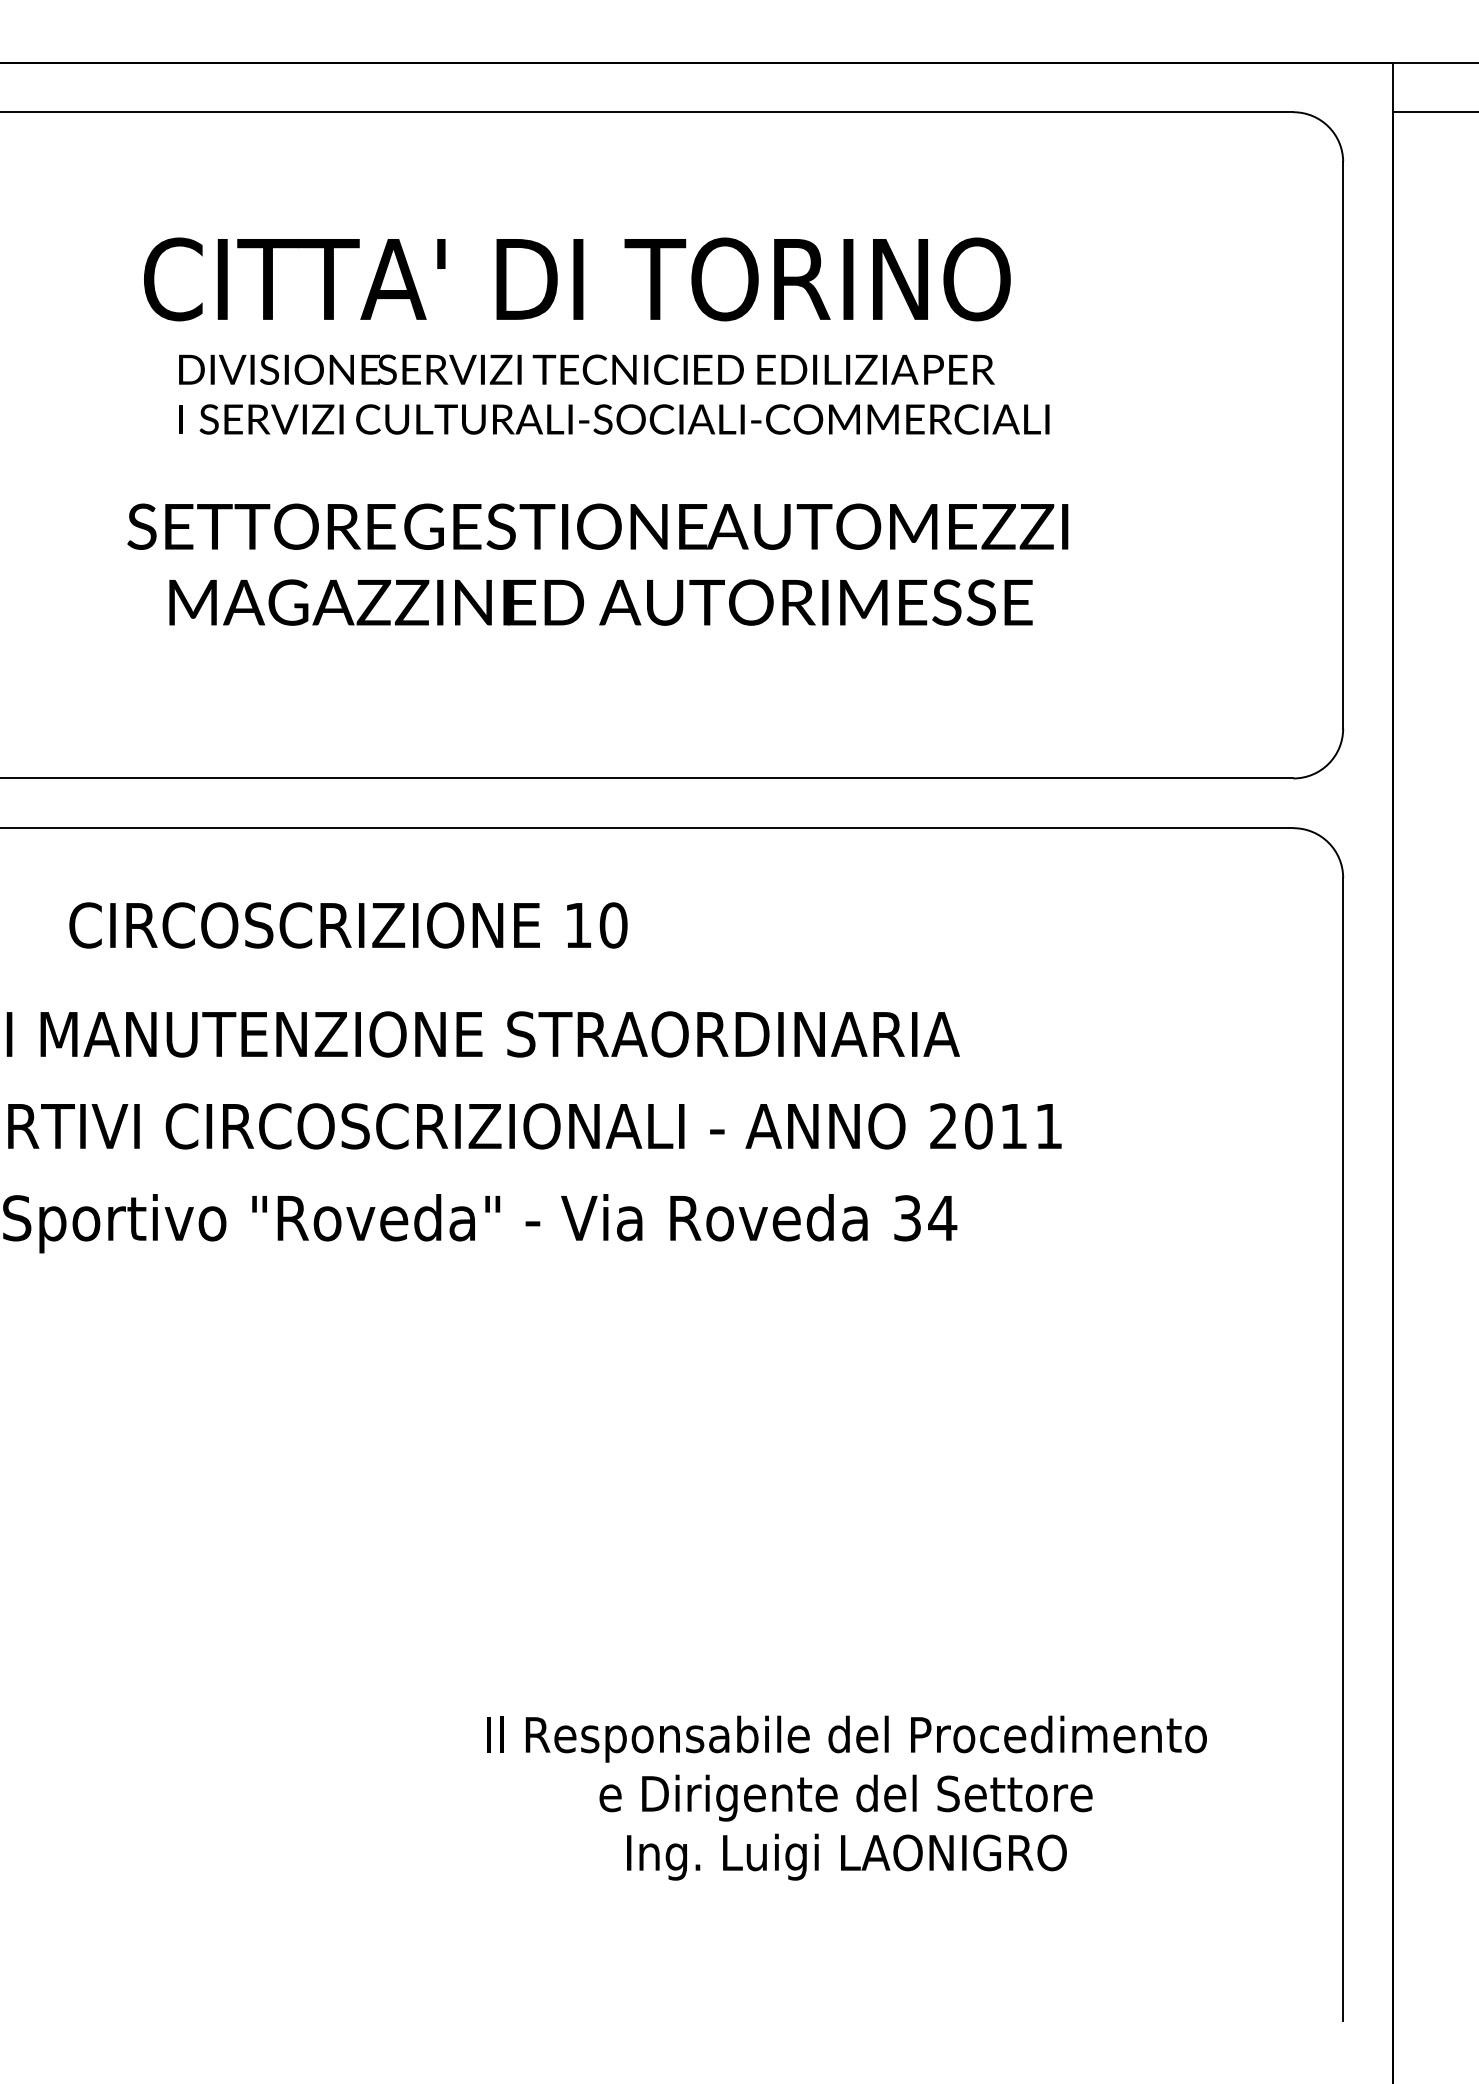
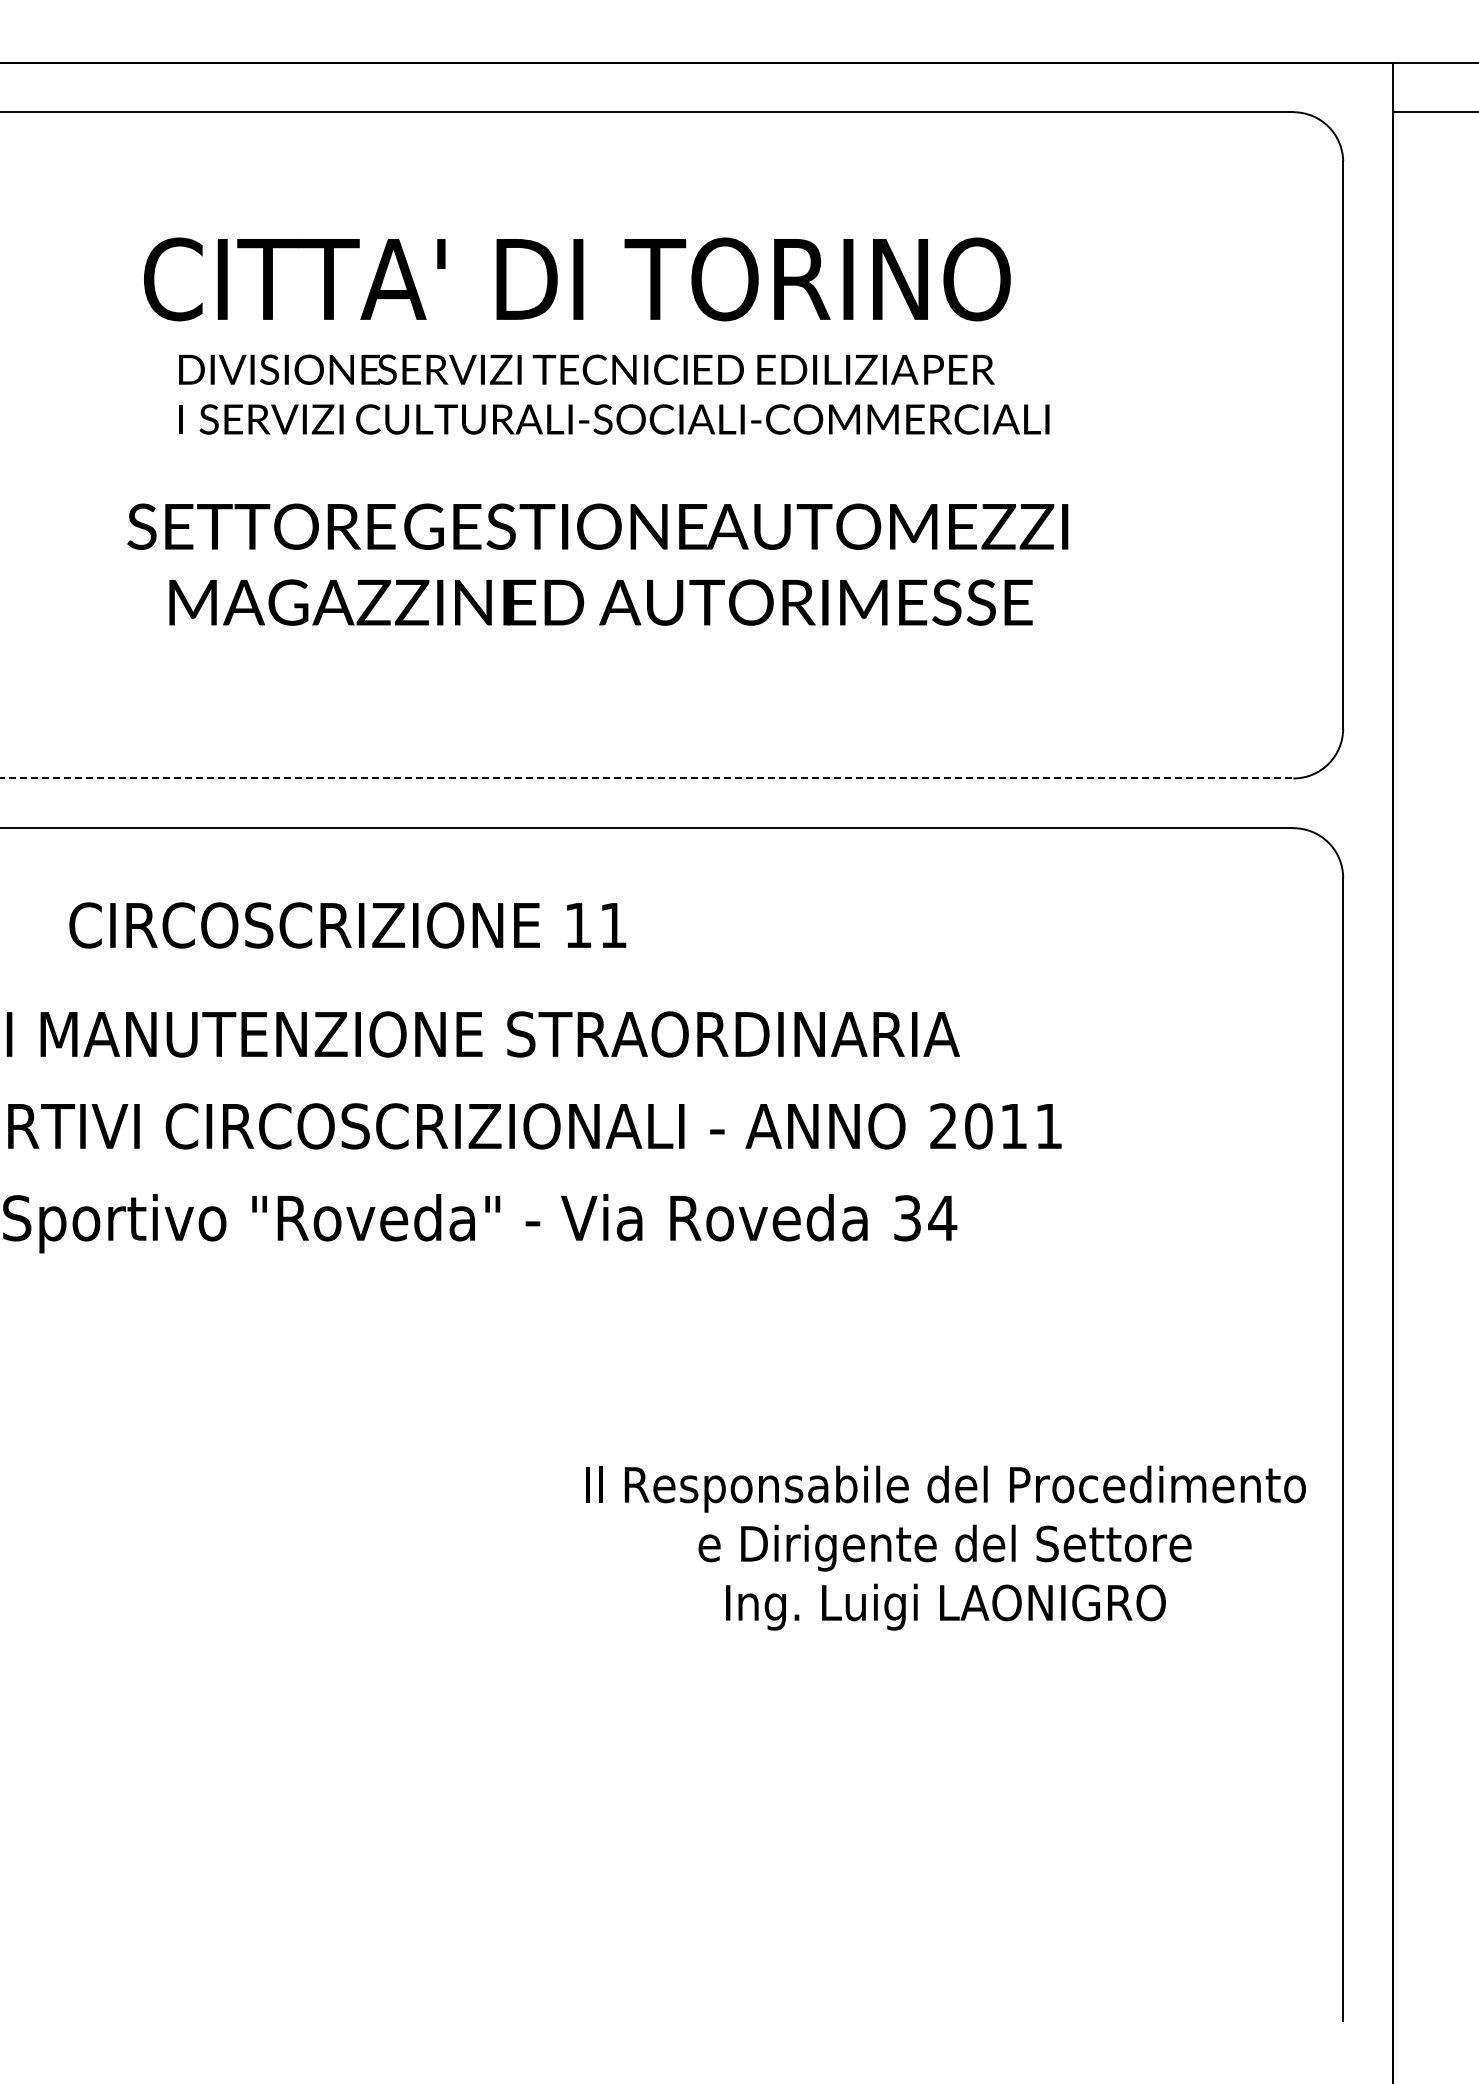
line: solid -> dashed (647, 778)
text: 10 -> 11 (613, 925)
text position: (846, 1797) -> (945, 1547) (945, 1547)
